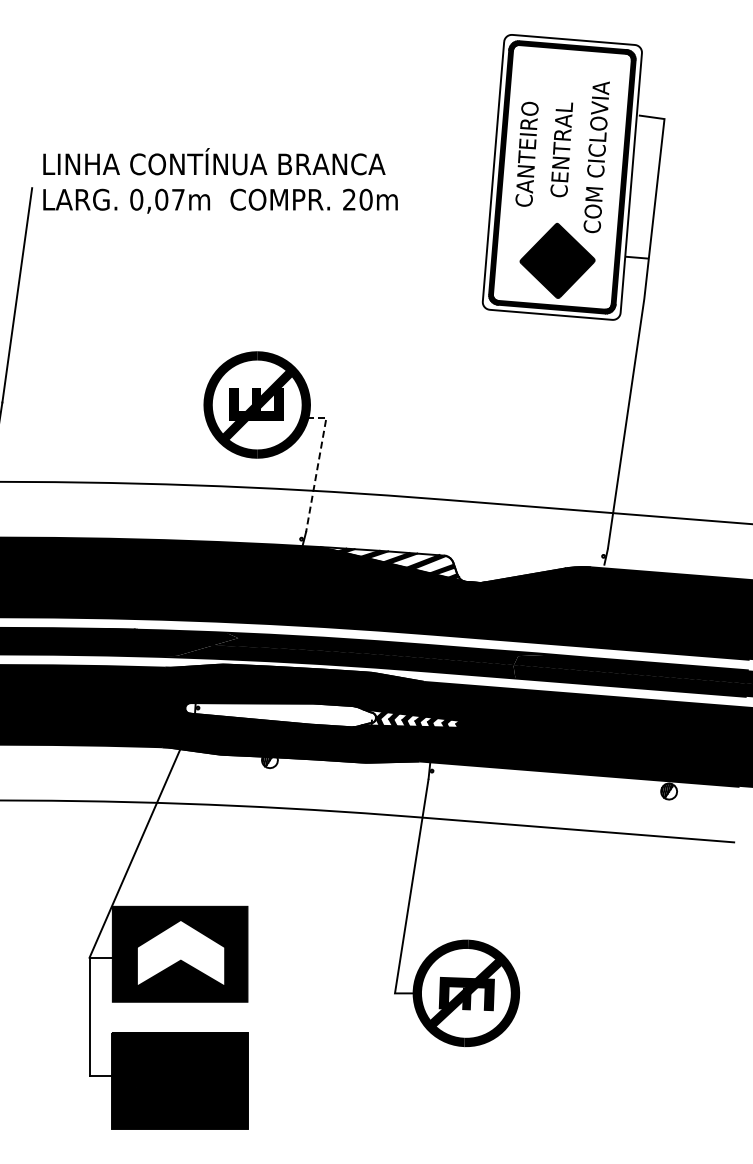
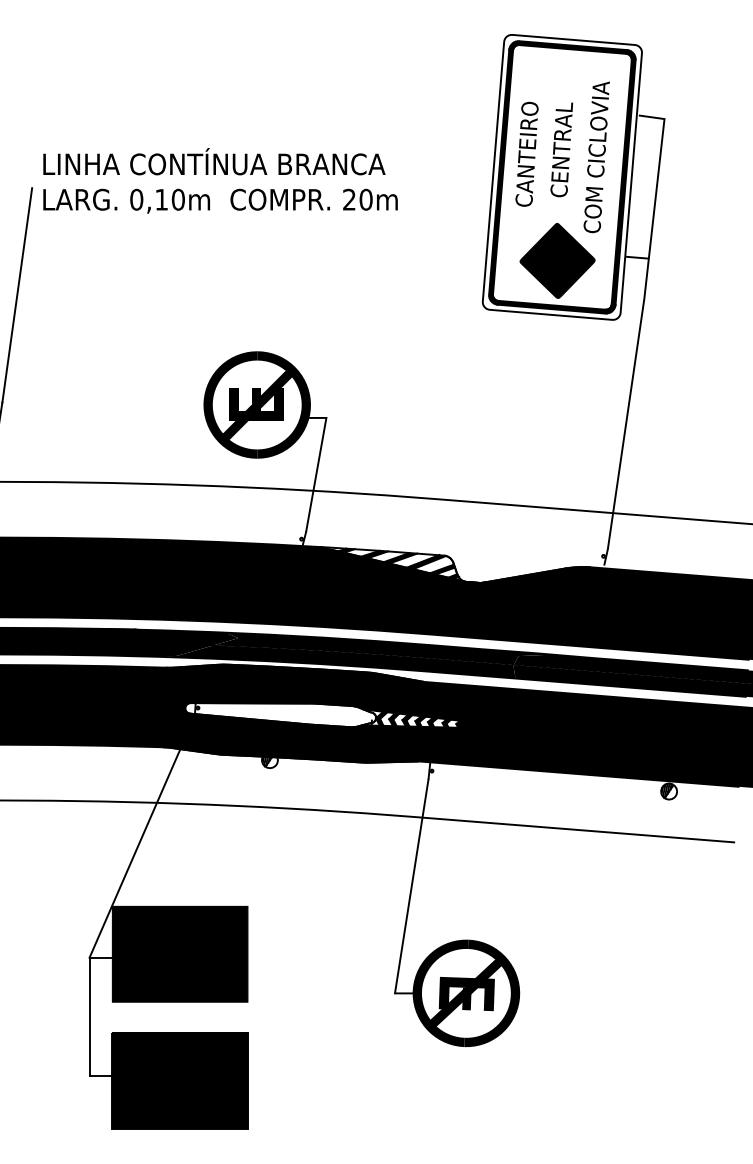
text: 0,07m -> 0,10m (169, 199)
line: dashed -> solid (318, 465)
fill: none -> present (180, 952)
